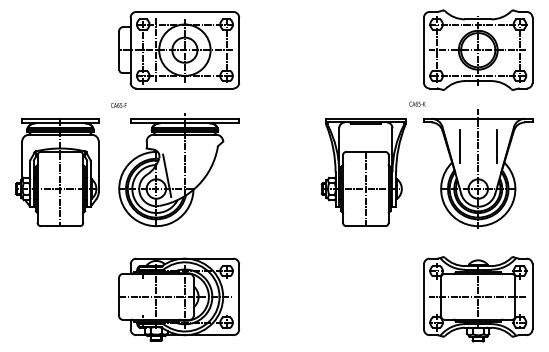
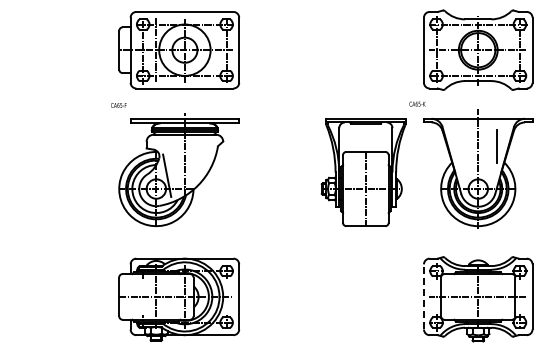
line: present -> none (459, 145)
part: present -> none (57, 172)
line: solid -> dashed (423, 296)
